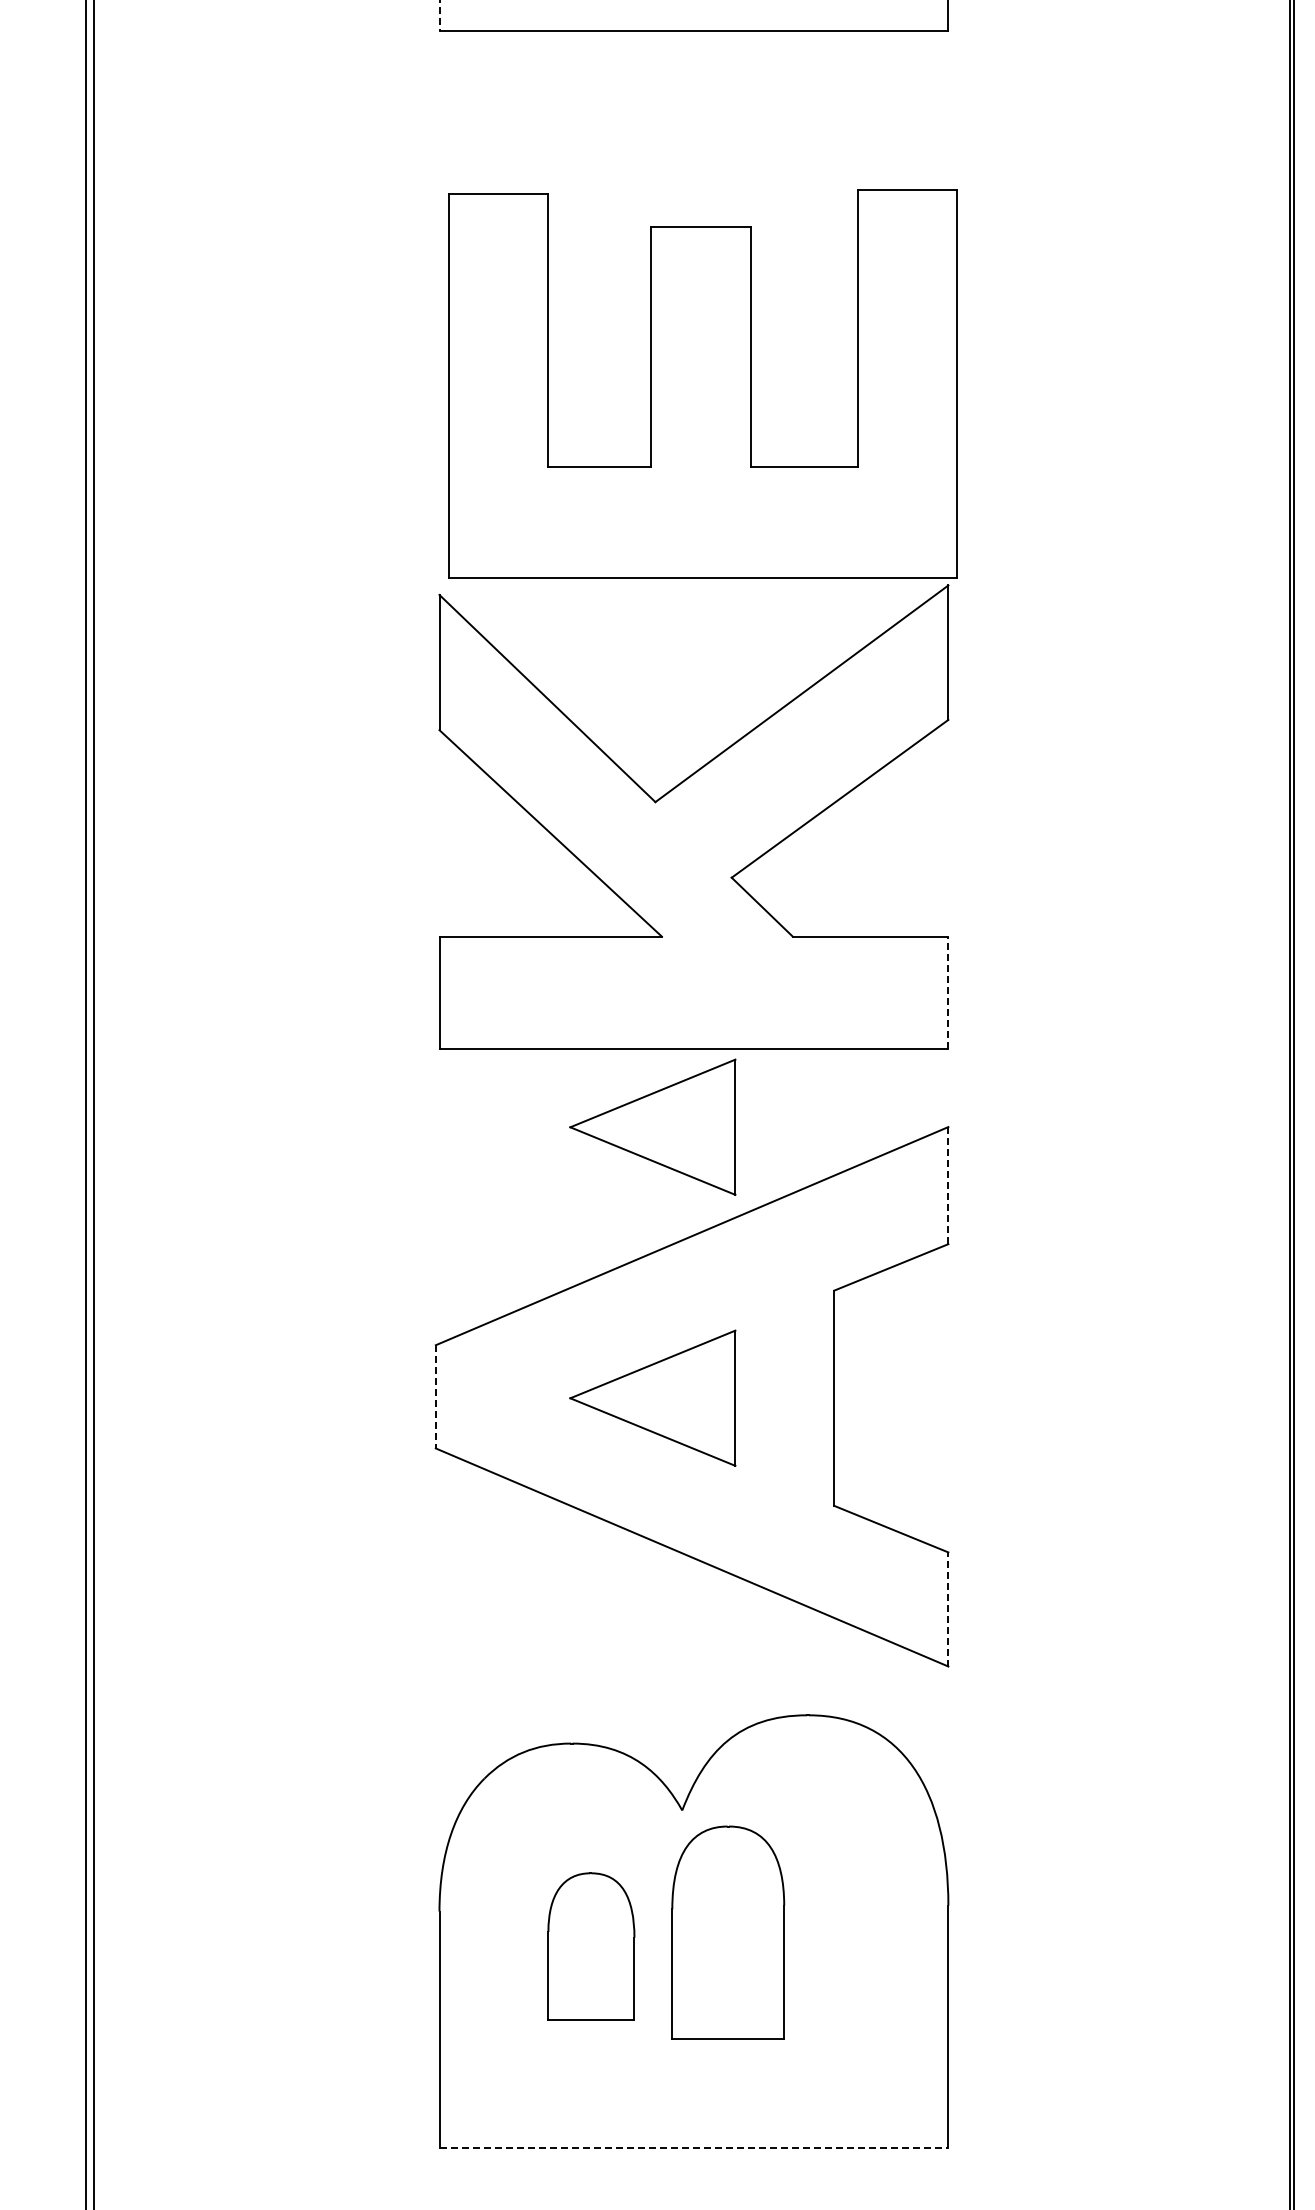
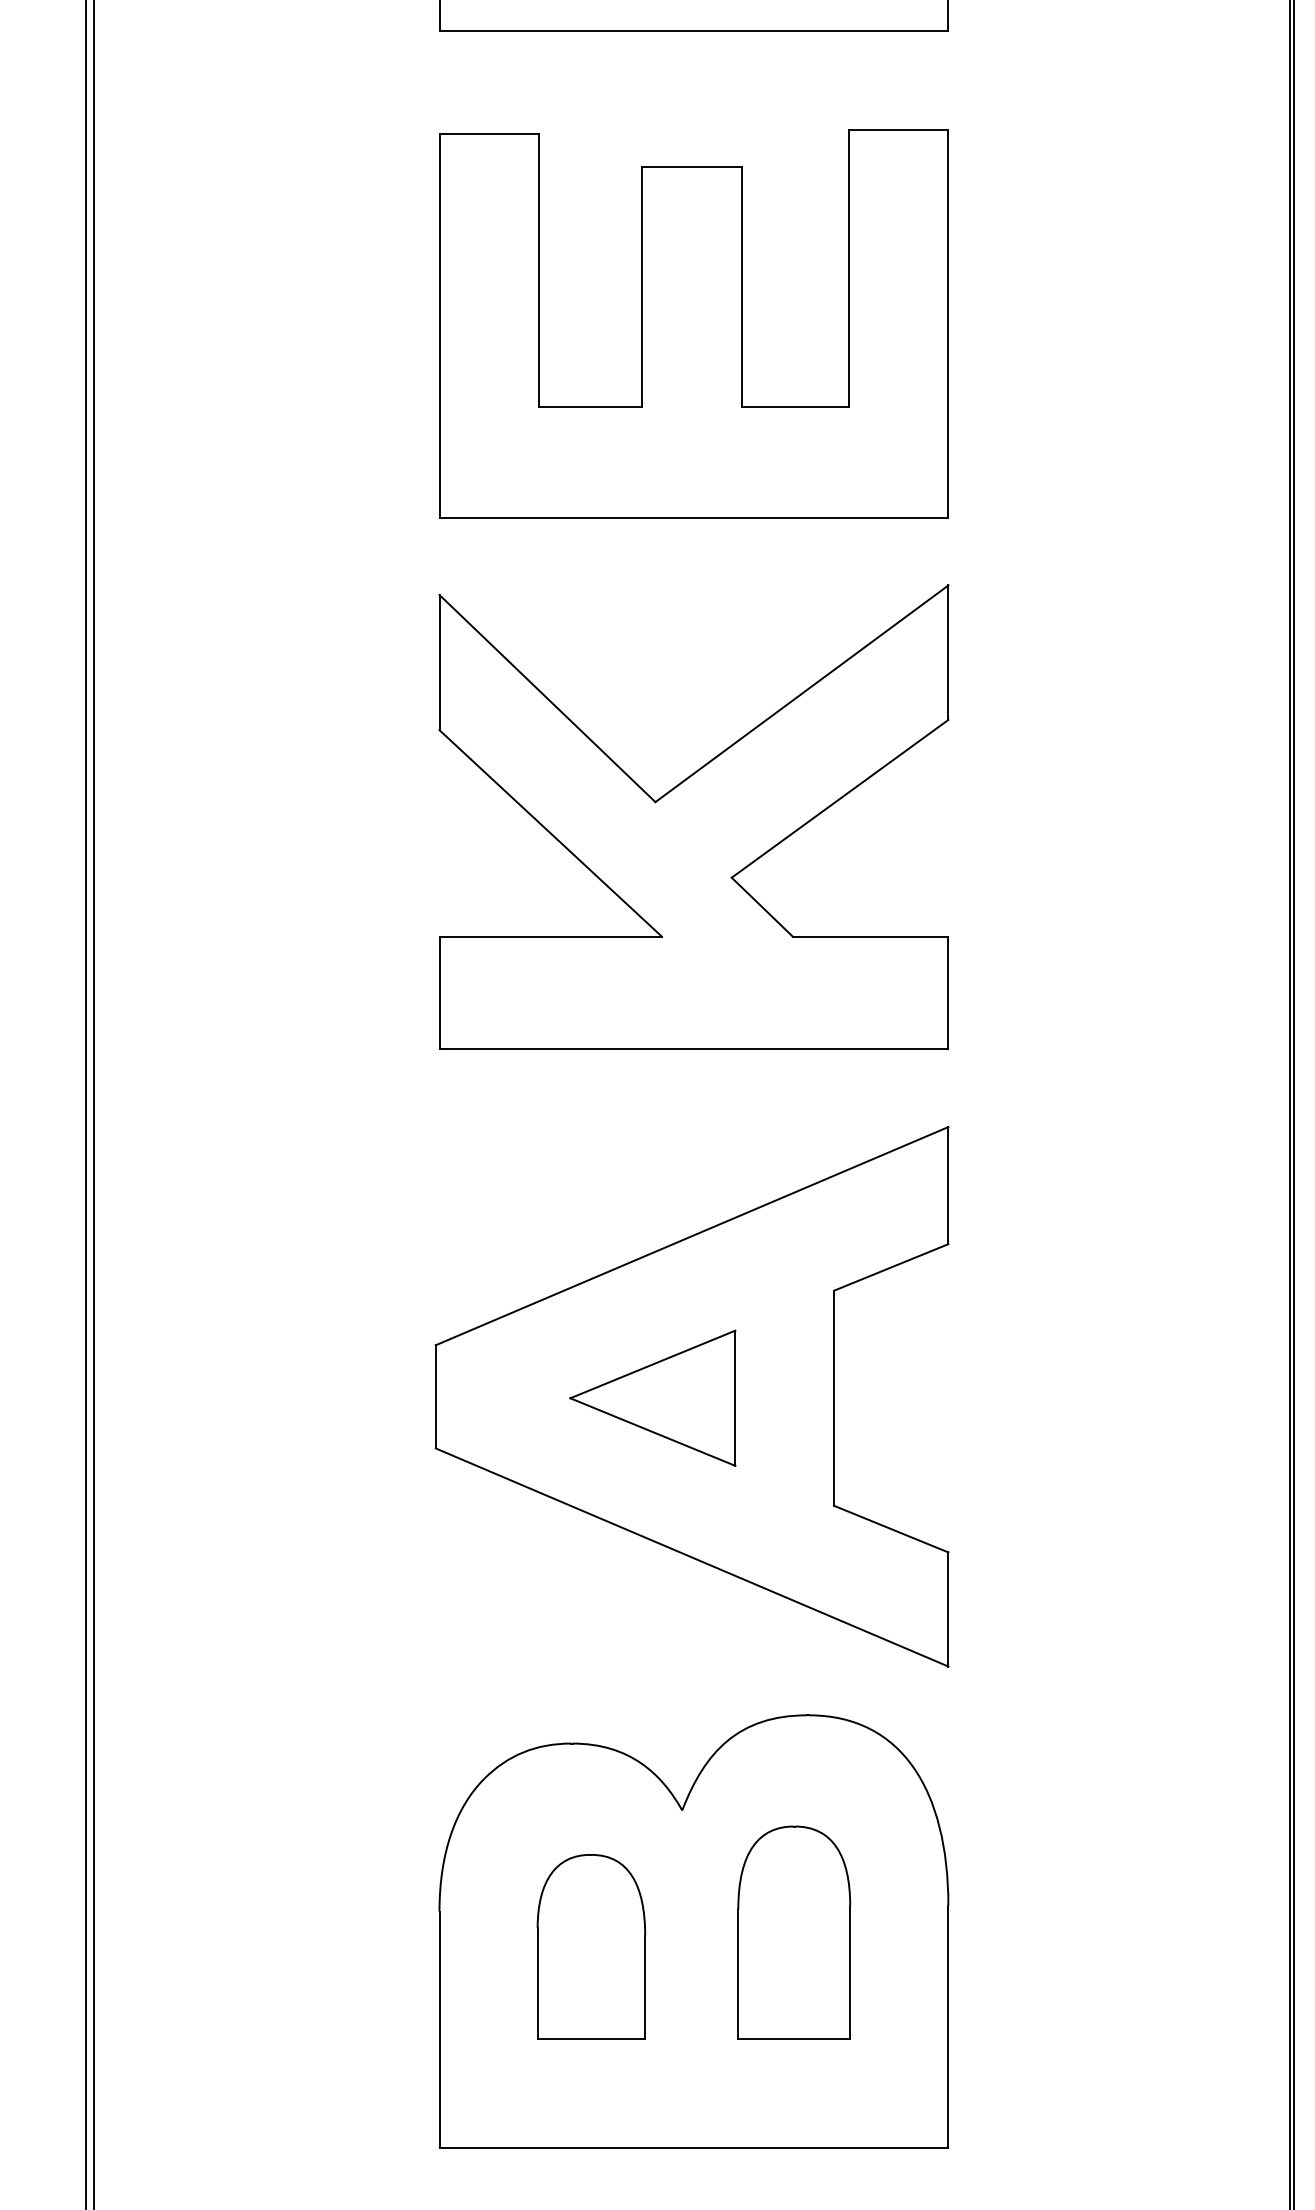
line: dashed -> solid (439, 15)
part position: (702, 383) -> (693, 323) (693, 323)
line: dashed -> solid (948, 992)
part: present -> none (652, 1126)
line: dashed -> solid (948, 1185)
line: dashed -> solid (435, 1396)
line: dashed -> solid (948, 1608)
part position: (728, 1932) -> (794, 1932) (794, 1932)
part size: 89x149 px -> 111x186 px (591, 1946)
line: dashed -> solid (694, 2147)
